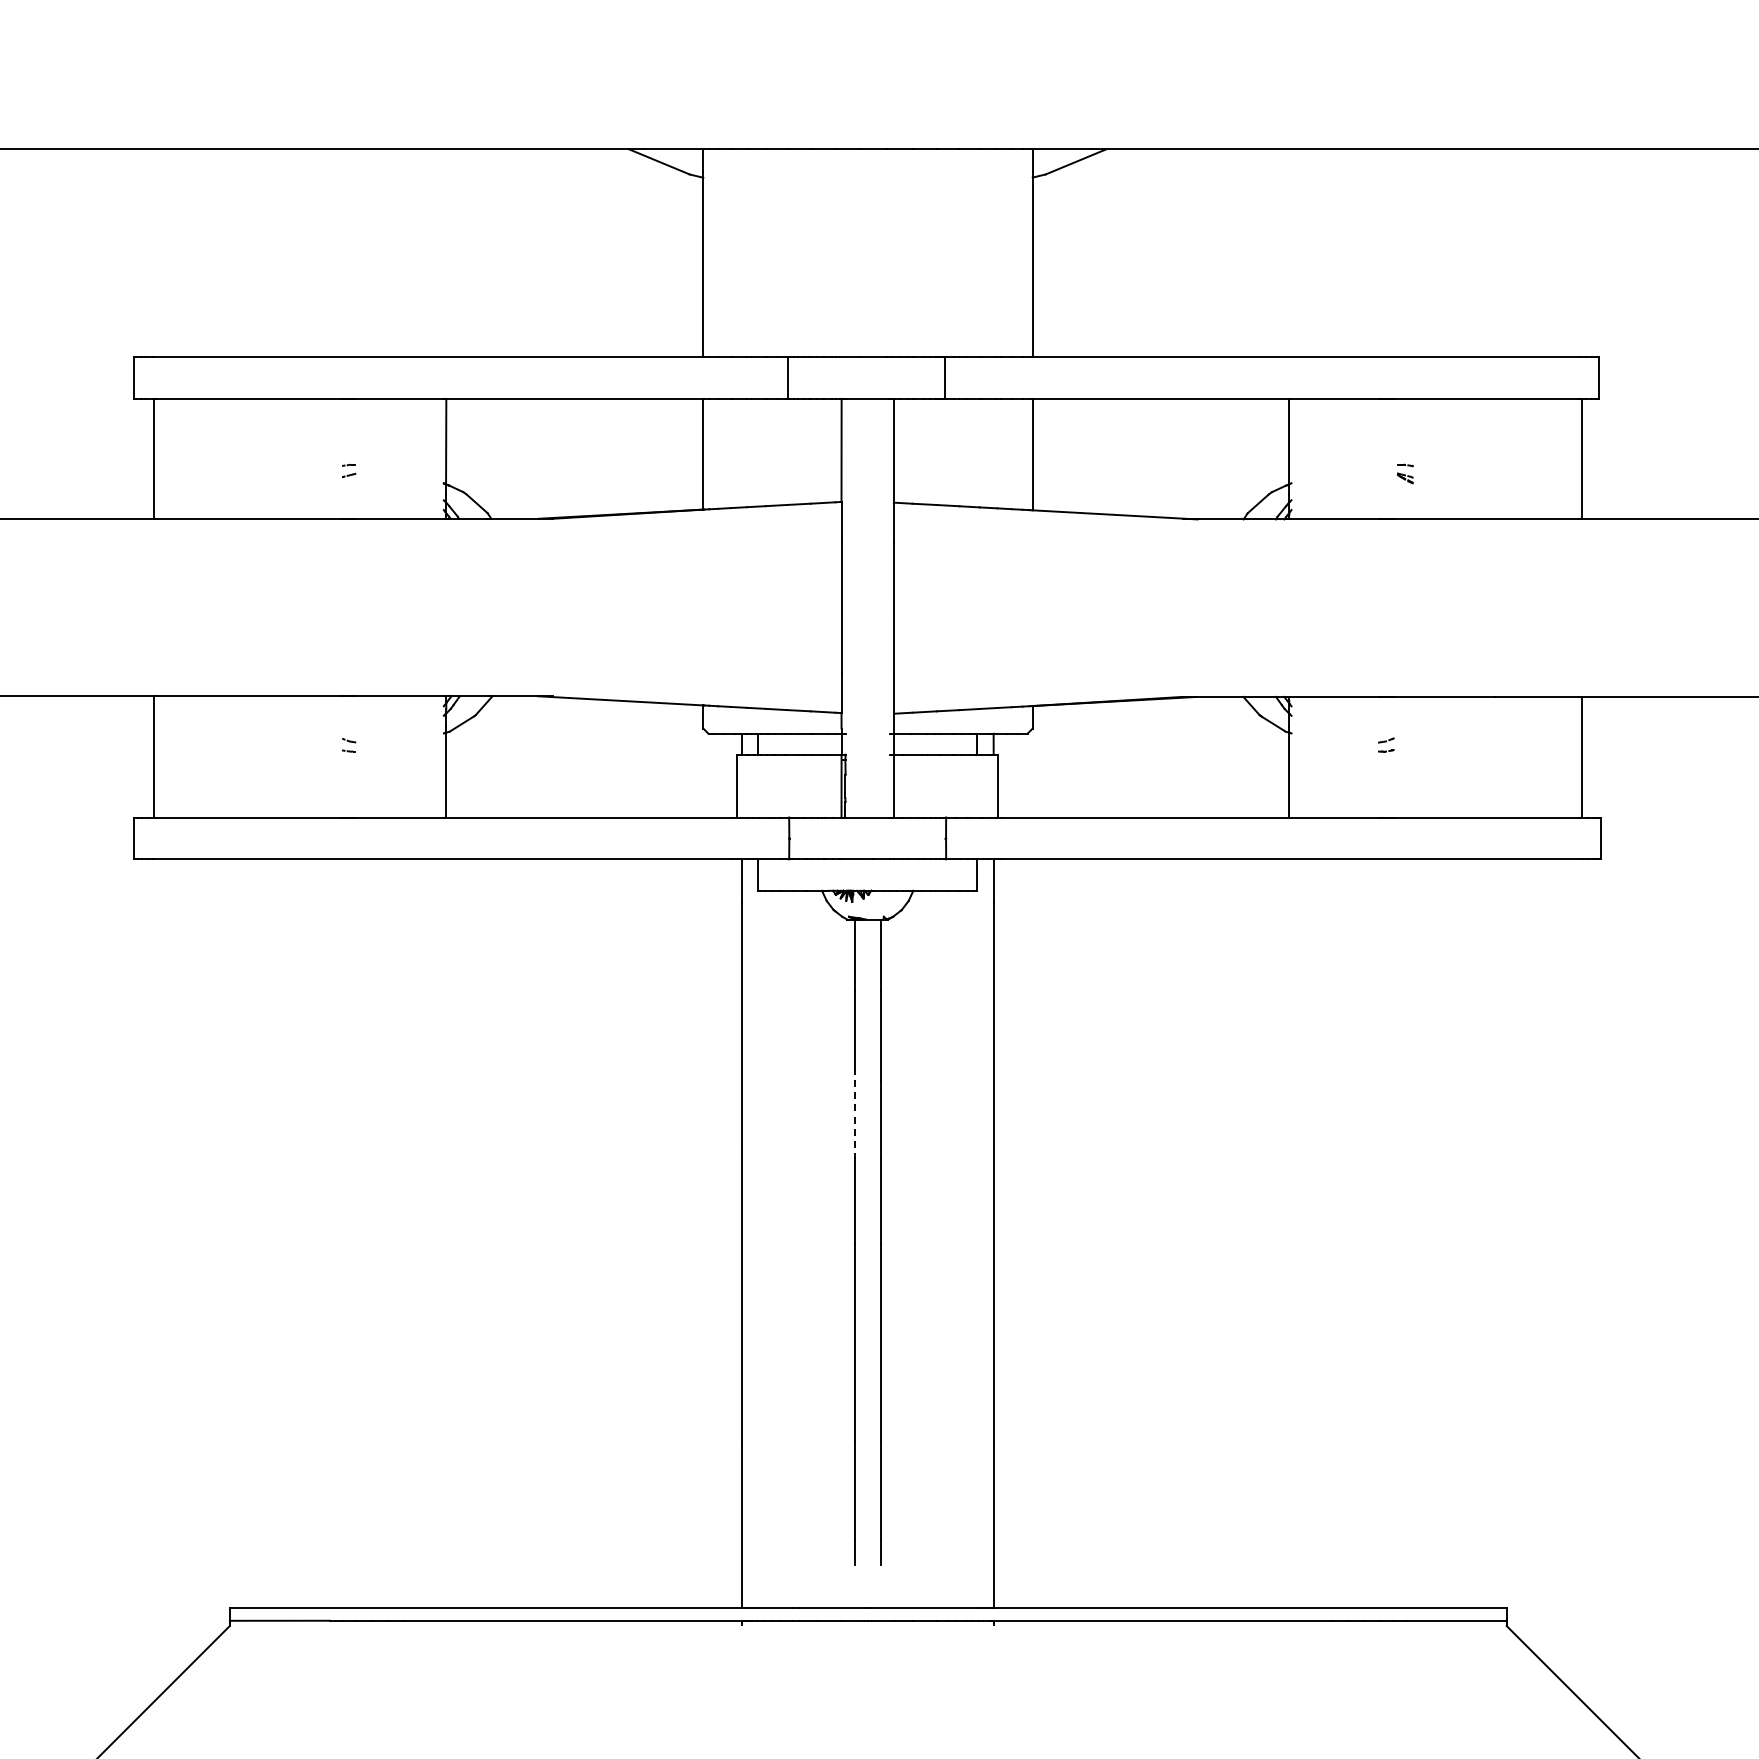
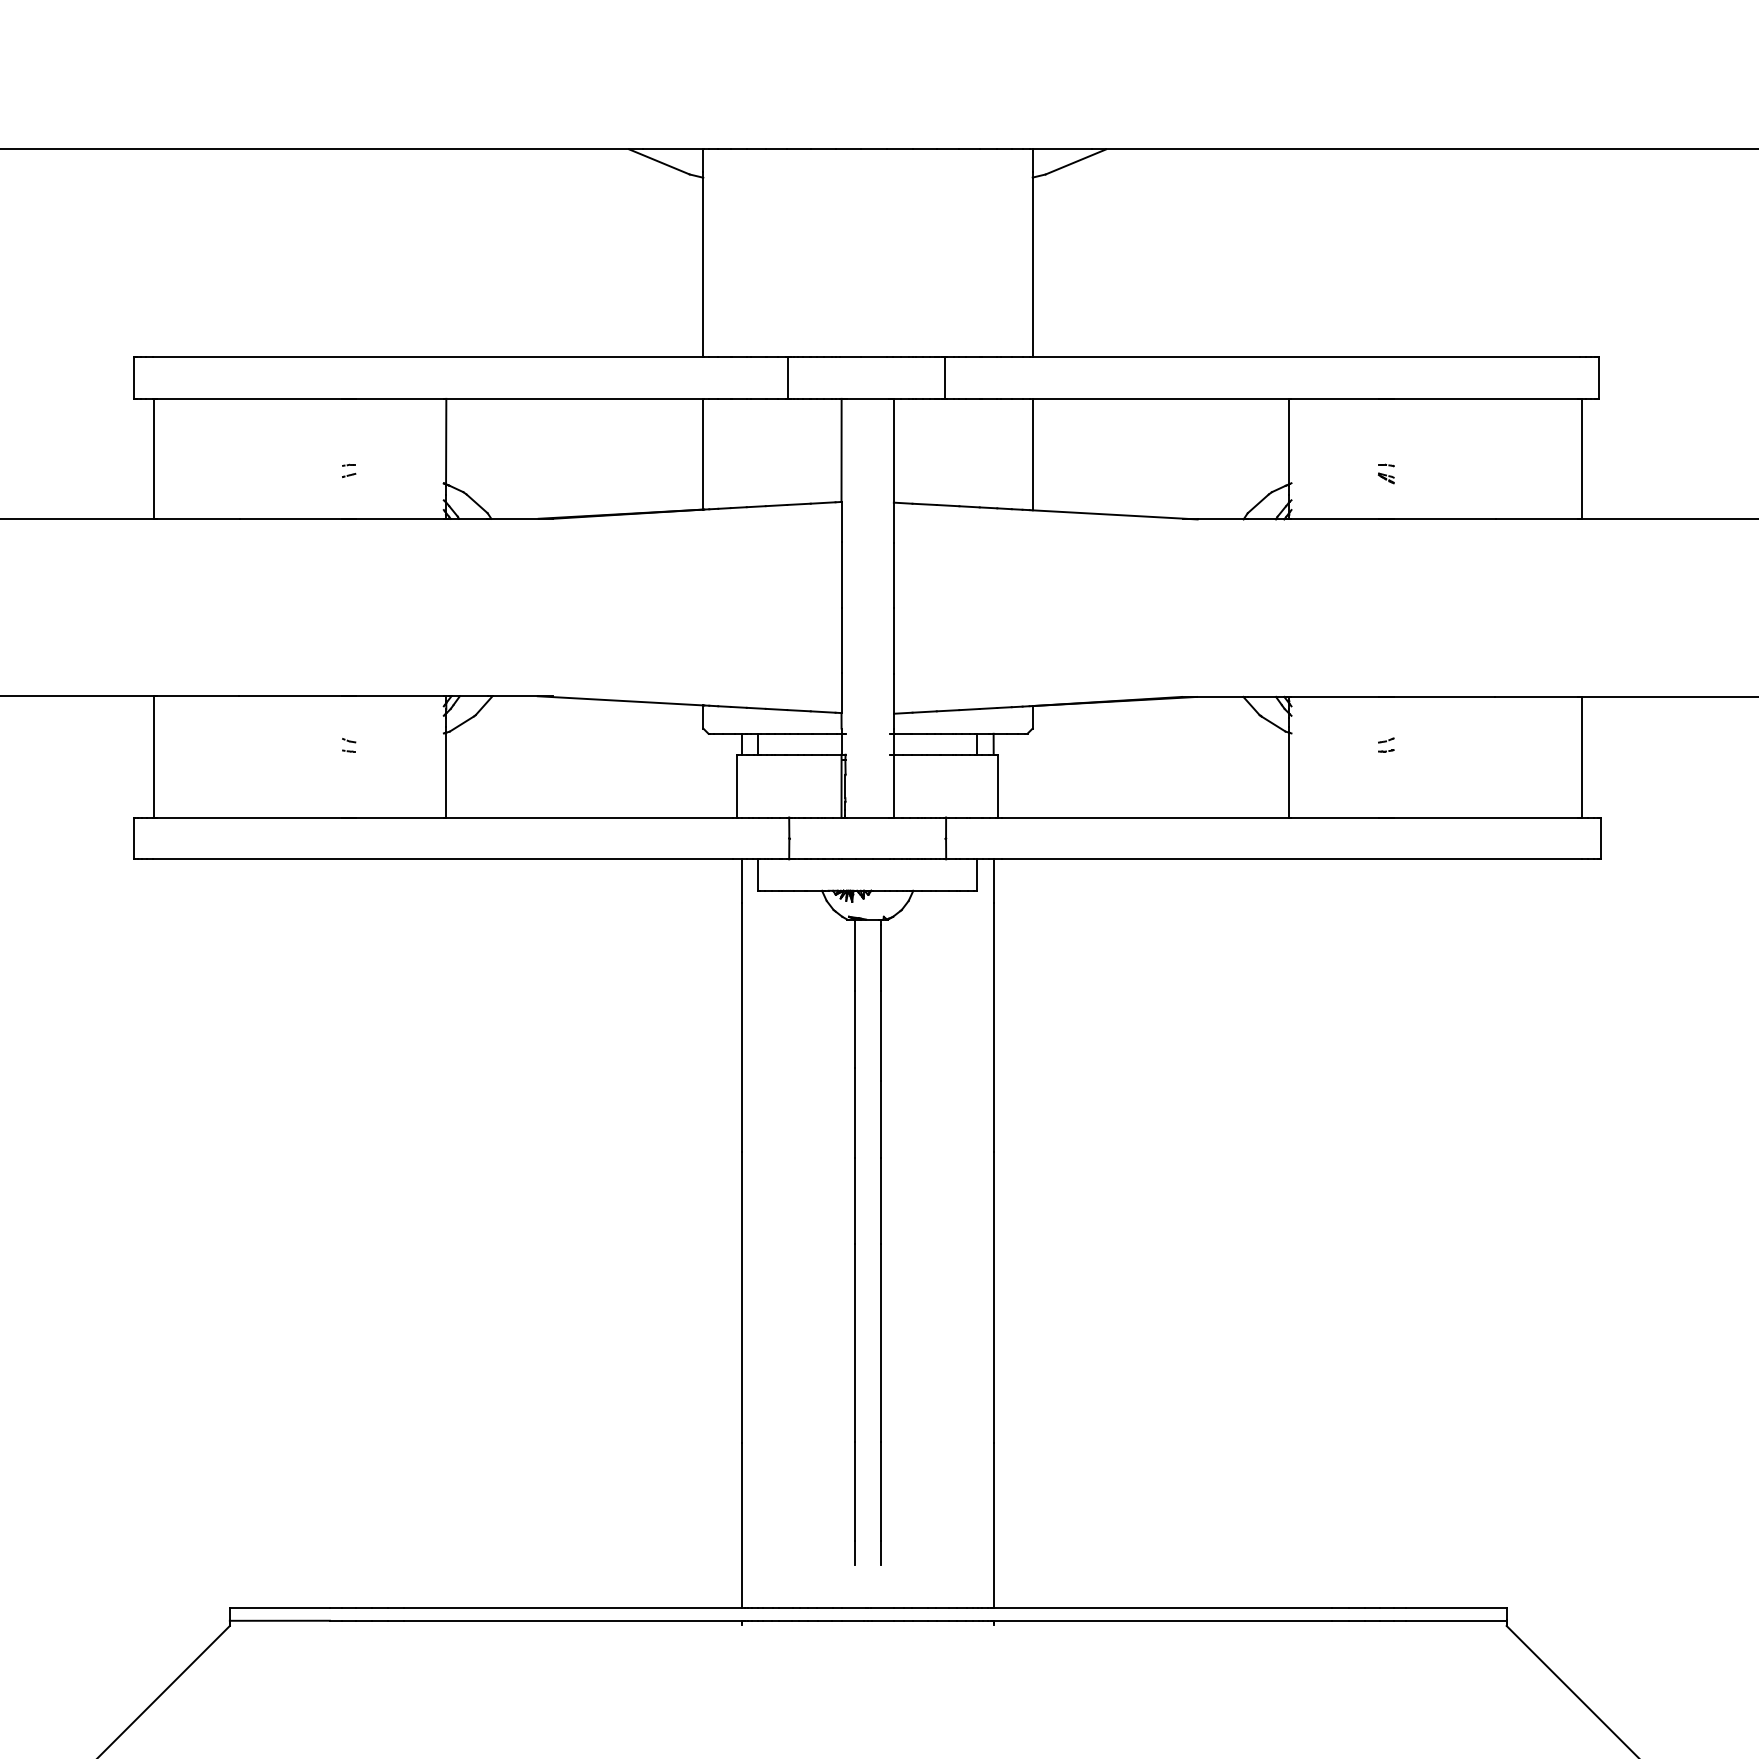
part position: (1404, 473) -> (1385, 473) (1385, 473)
line: dashed -> solid (854, 1113)
